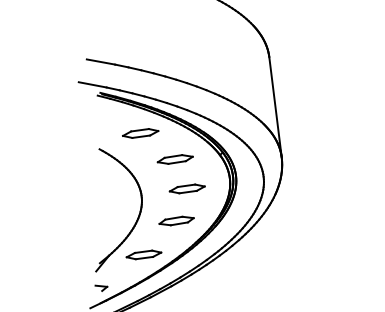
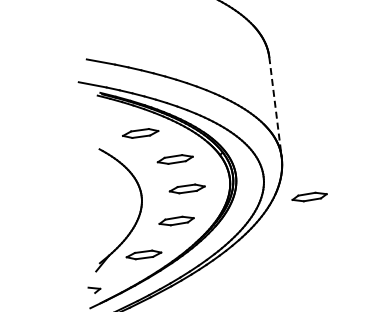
line: solid -> dashed (275, 107)
part: none -> present (309, 196)
part position: (101, 287) -> (94, 289) (94, 289)
